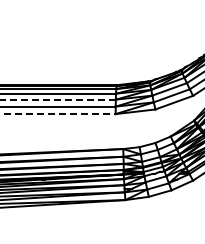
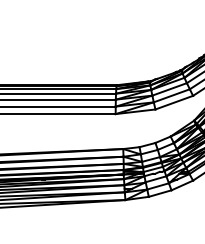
line: dashed -> solid (57, 99)
line: dashed -> solid (58, 114)
